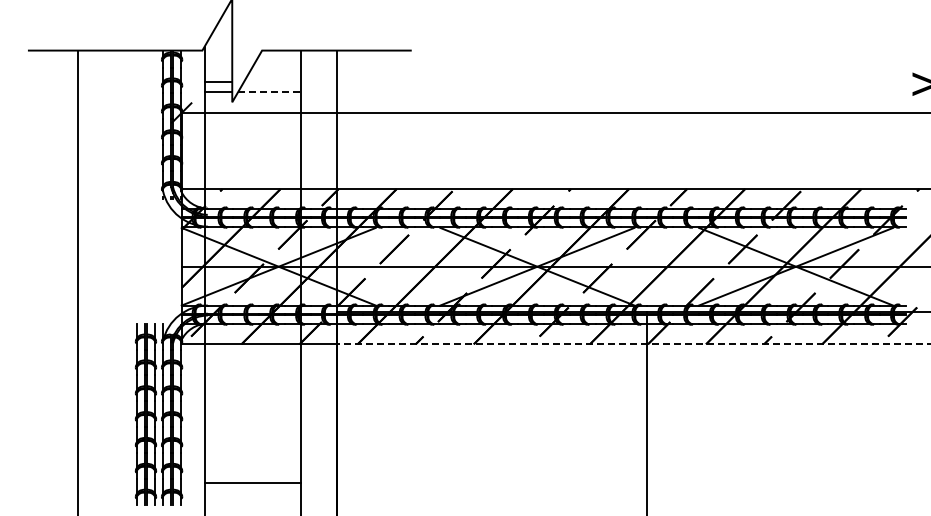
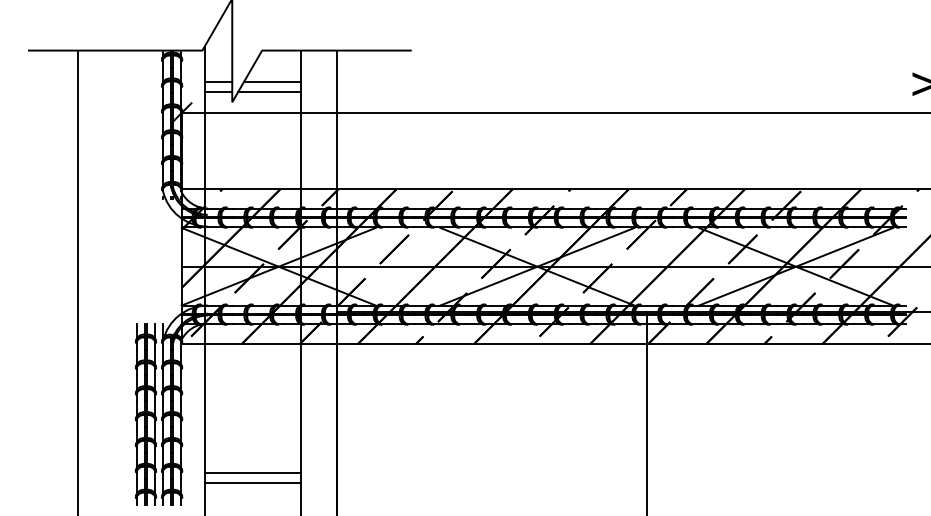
line: none -> present (272, 82)
line: dashed -> solid (270, 91)
line: dashed -> solid (633, 344)
line: none -> present (252, 473)
